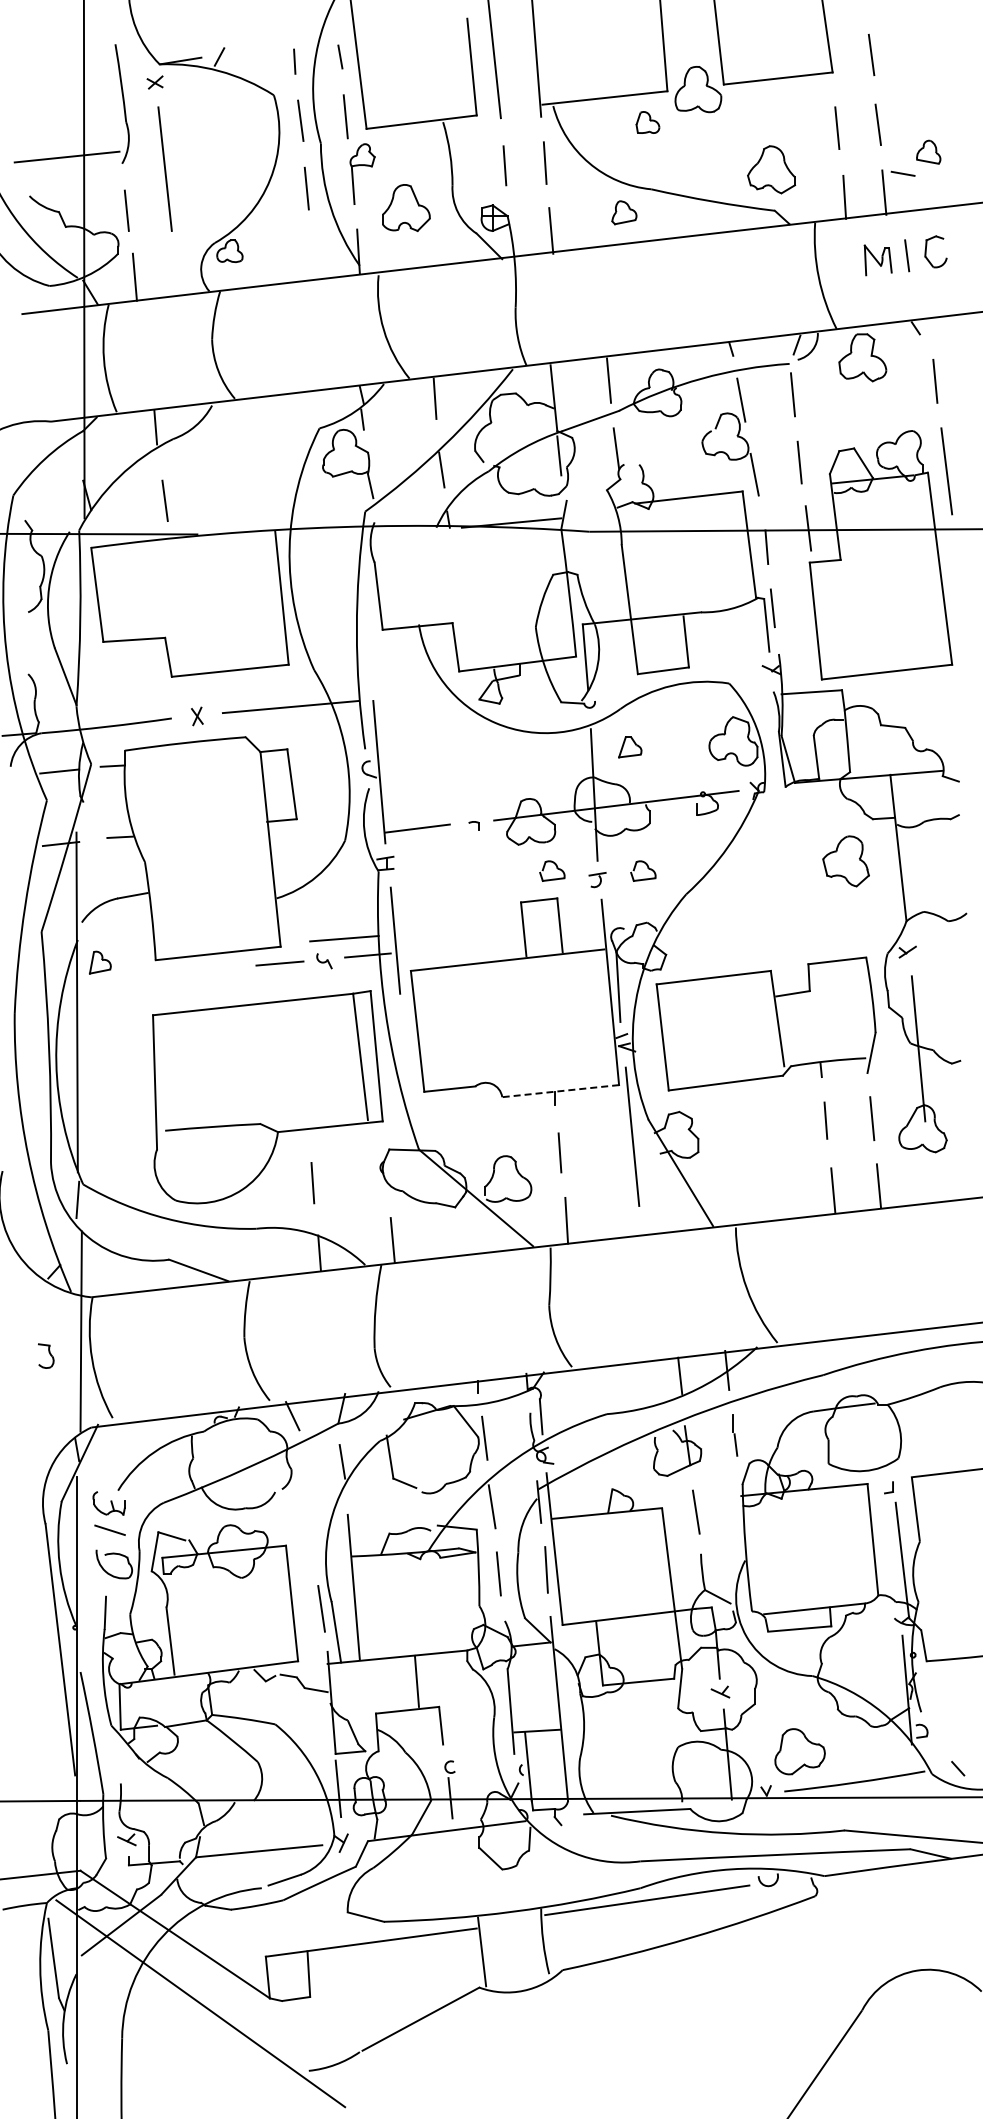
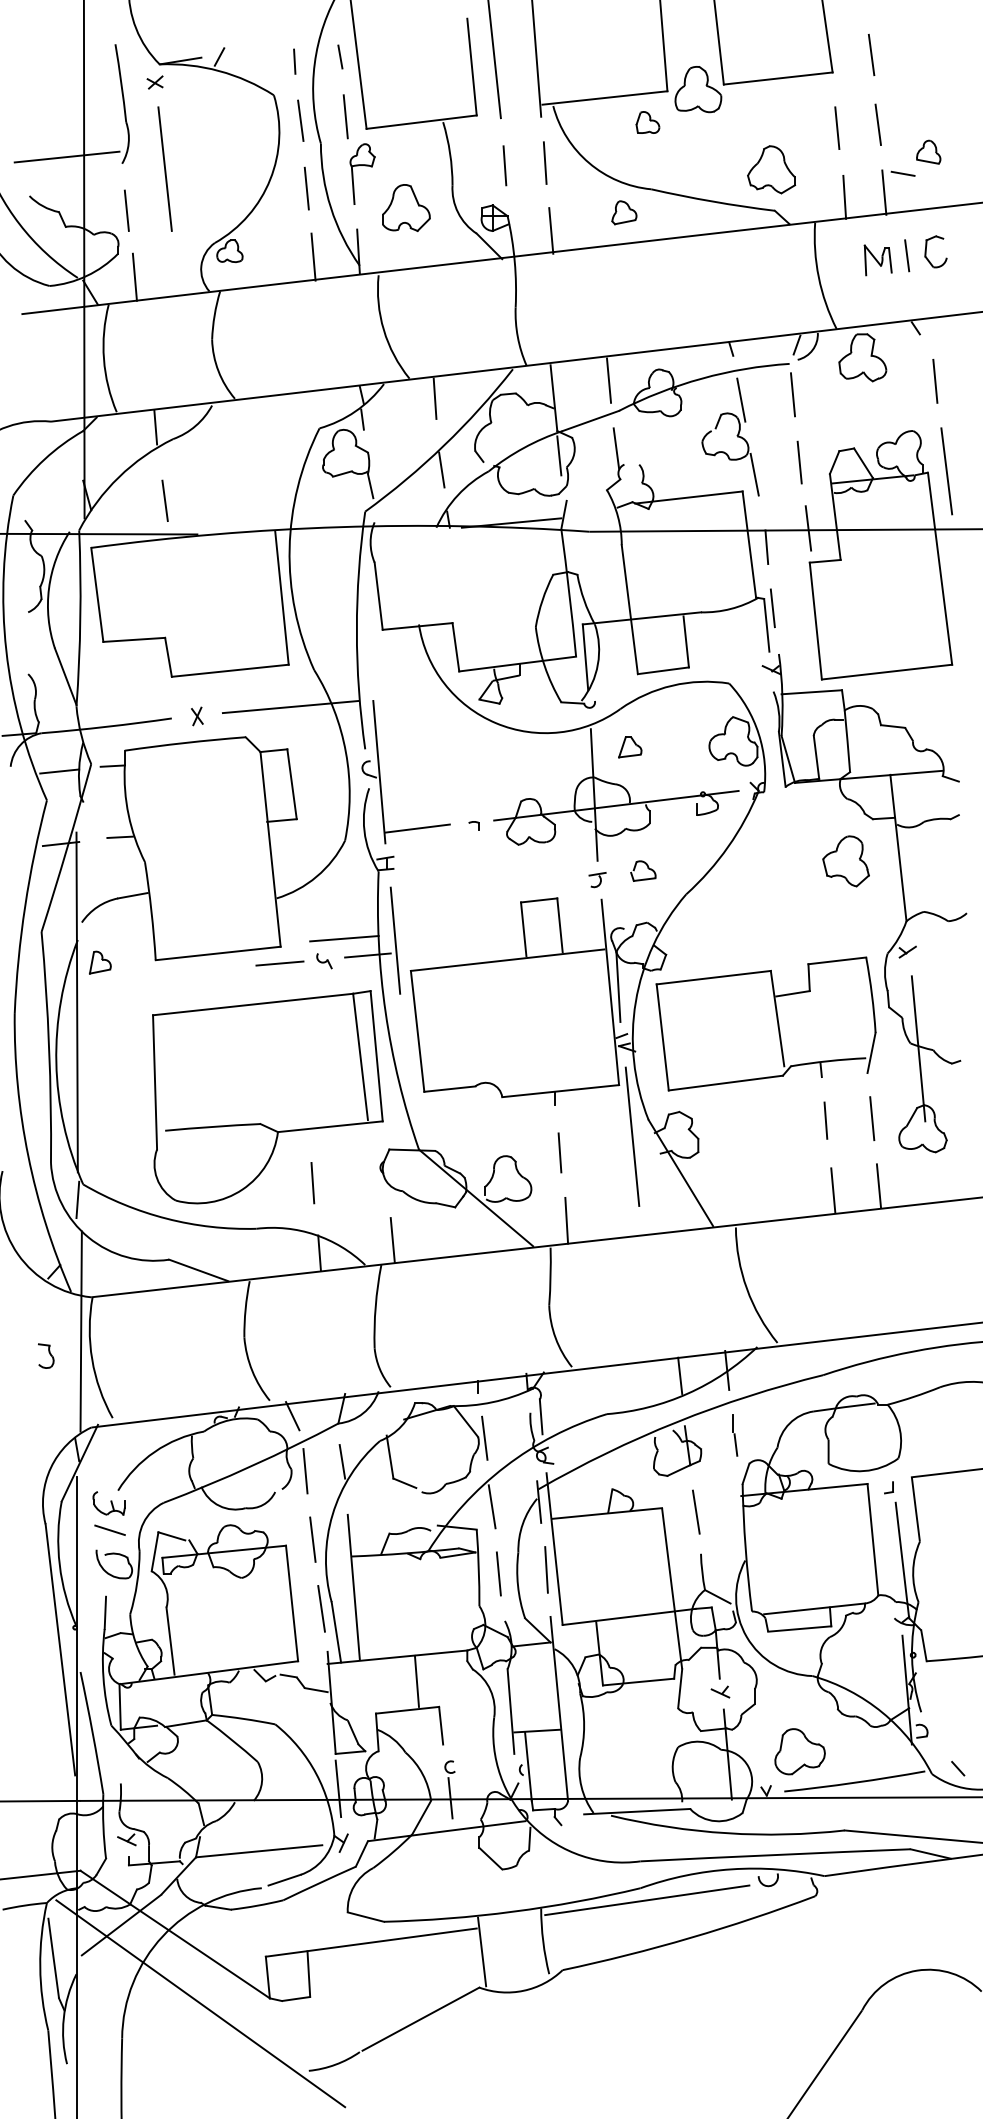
line: none -> present (313, 256)
part: present -> none (552, 870)
line: dashed -> solid (560, 1091)
line: none -> present (305, 1471)
line: none -> present (312, 1539)
